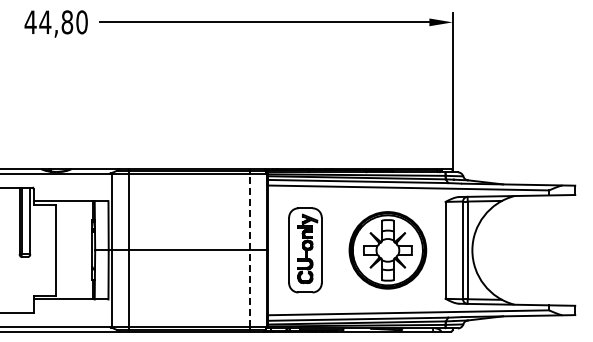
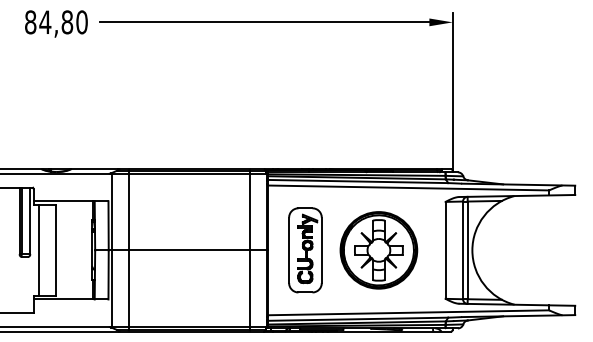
text: 44,80 -> 84,80 (30, 22)
line: none -> present (38, 250)
line: dashed -> solid (249, 250)
part position: (387, 250) -> (378, 250) (378, 250)
